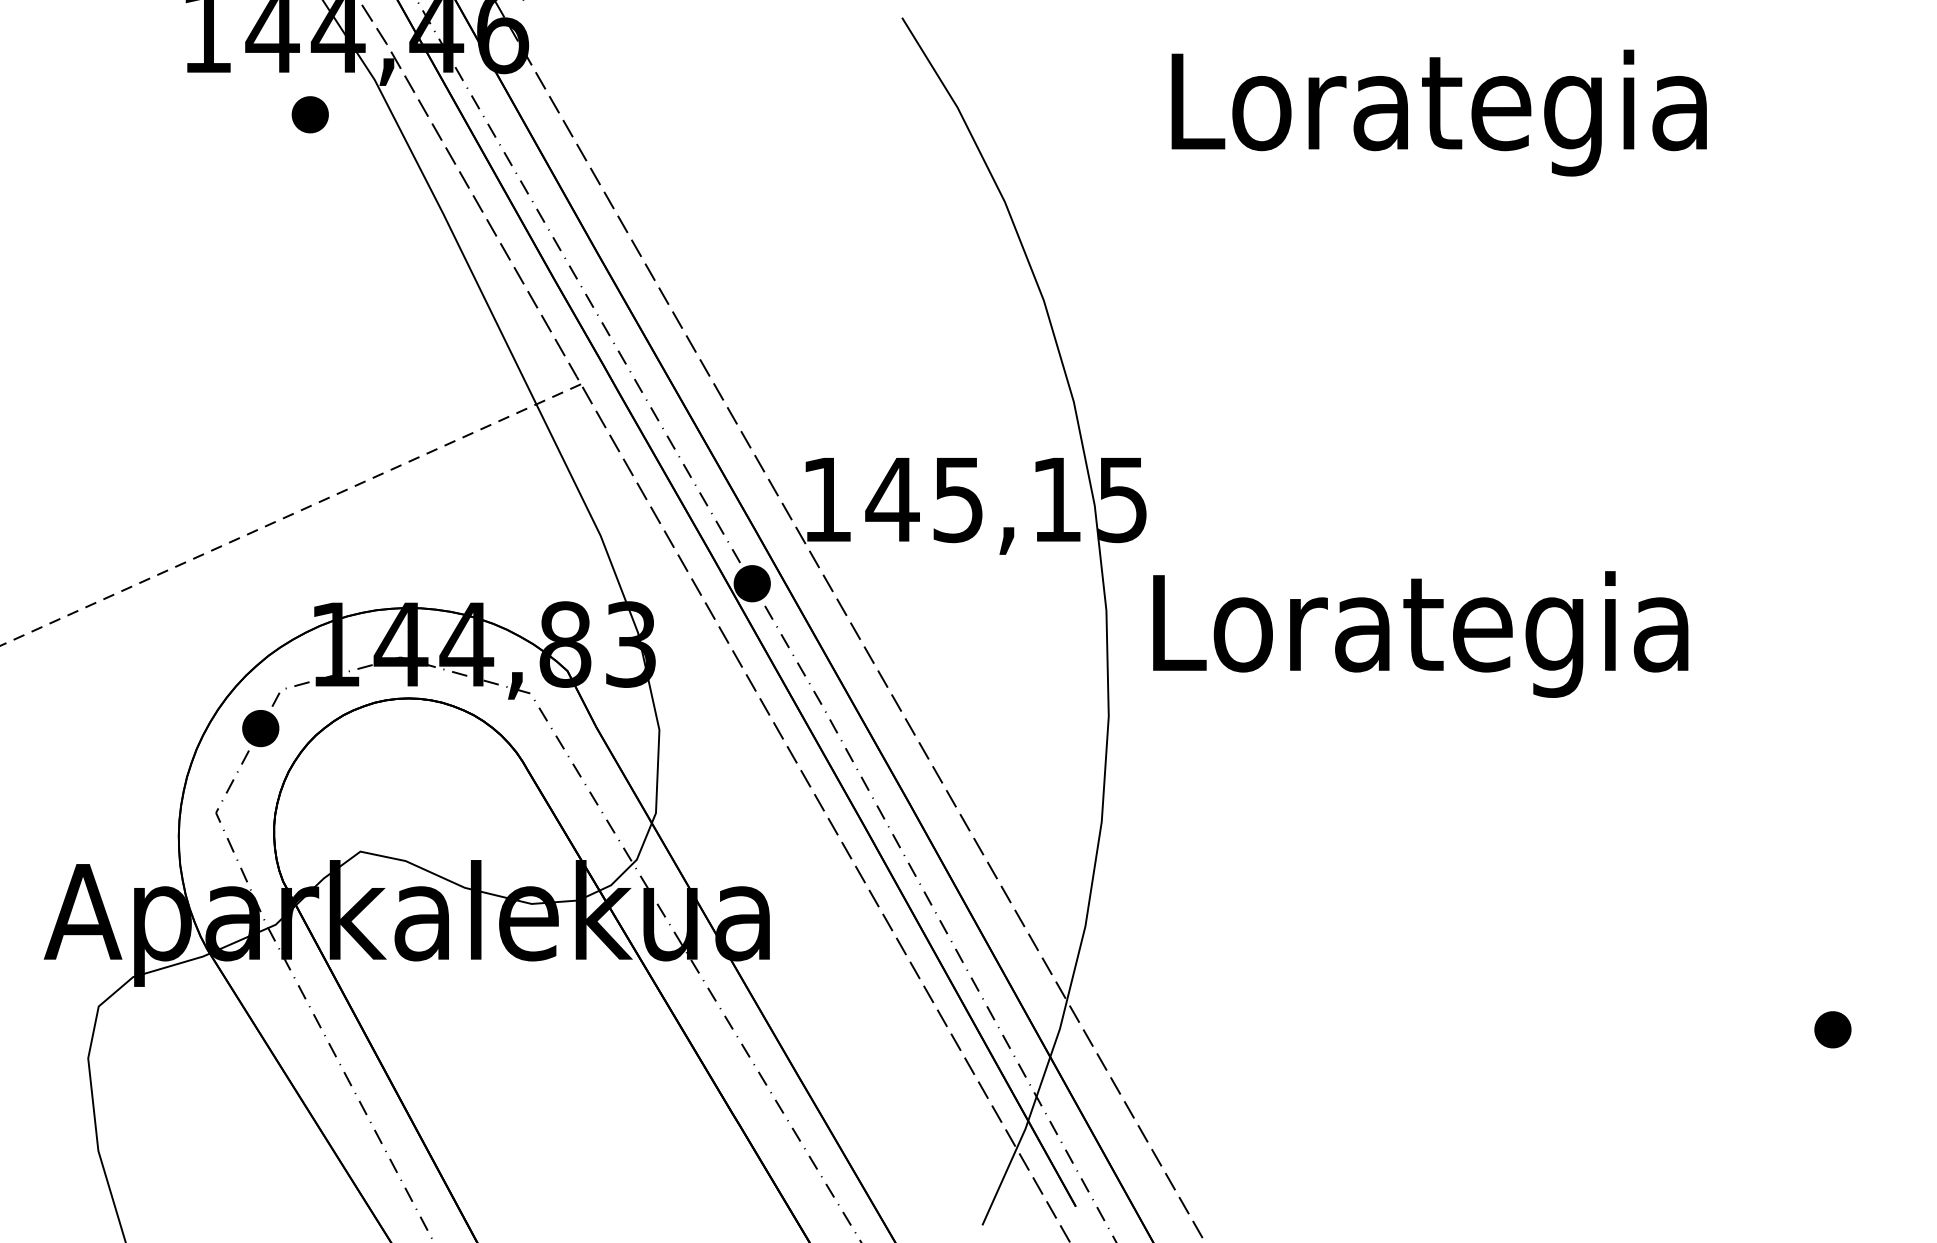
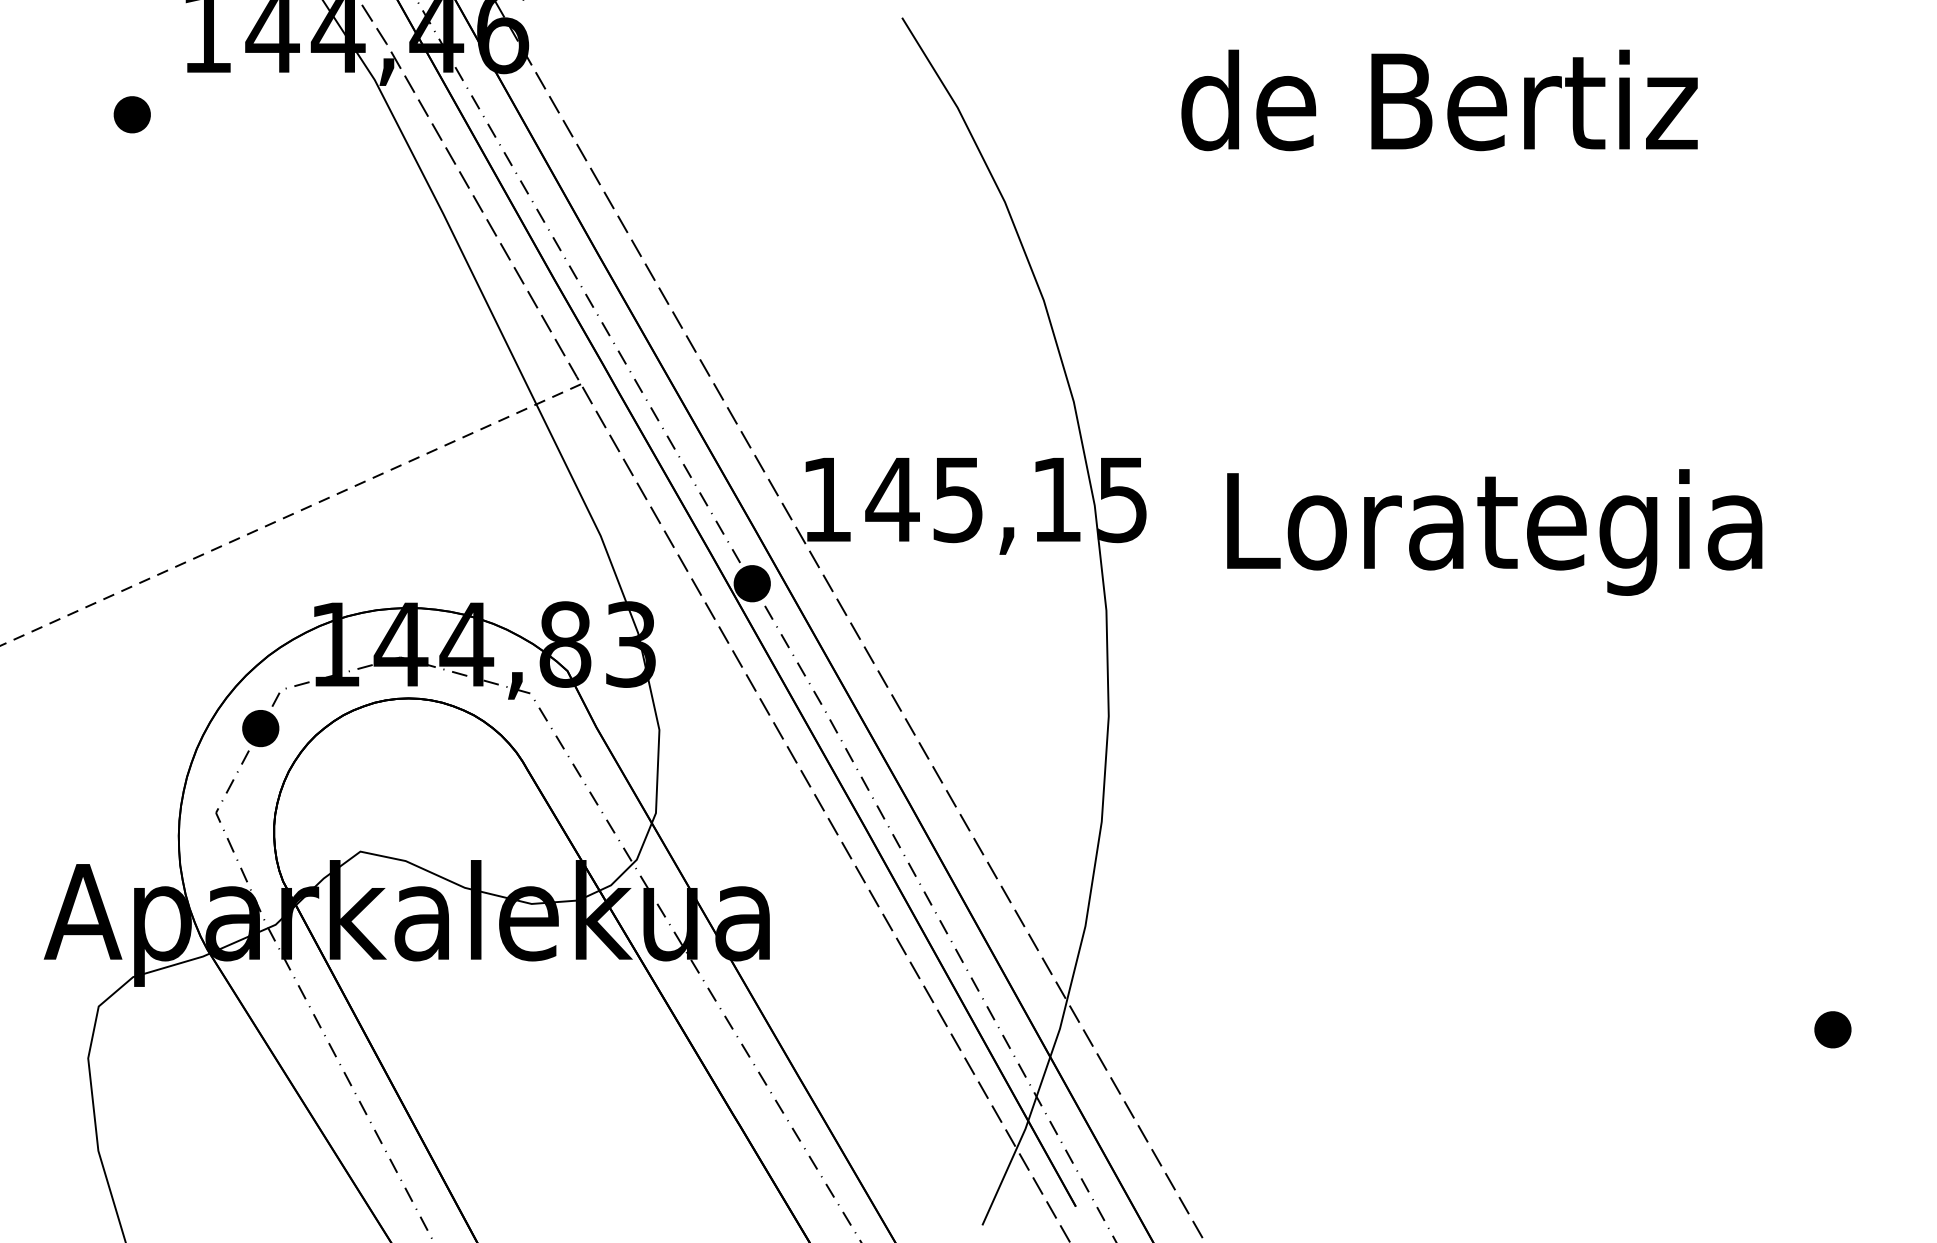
text: Lorategia -> de Bertiz (1438, 112)
part position: (309, 114) -> (131, 114) (131, 114)
text position: (1420, 634) -> (1494, 532) (1494, 532)
